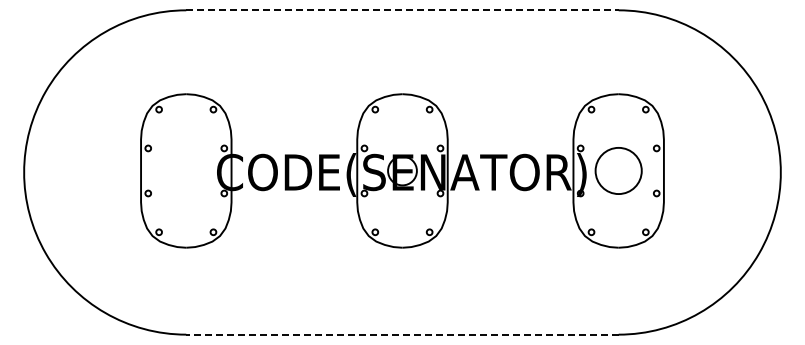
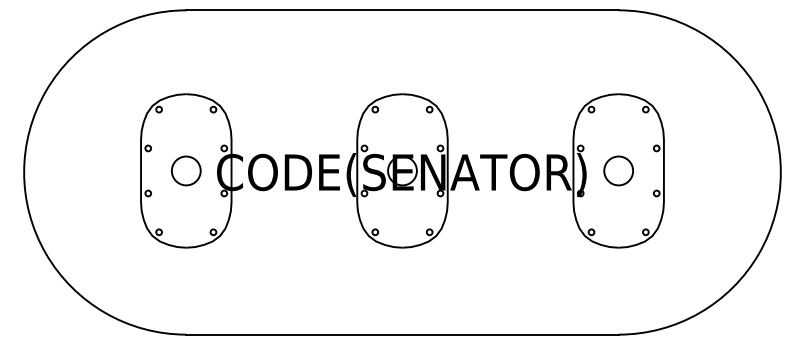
line: dashed -> solid (402, 10)
circle: none -> present (186, 170)
circle diameter: 46 px -> 29 px (618, 170)
line: dashed -> solid (402, 334)
